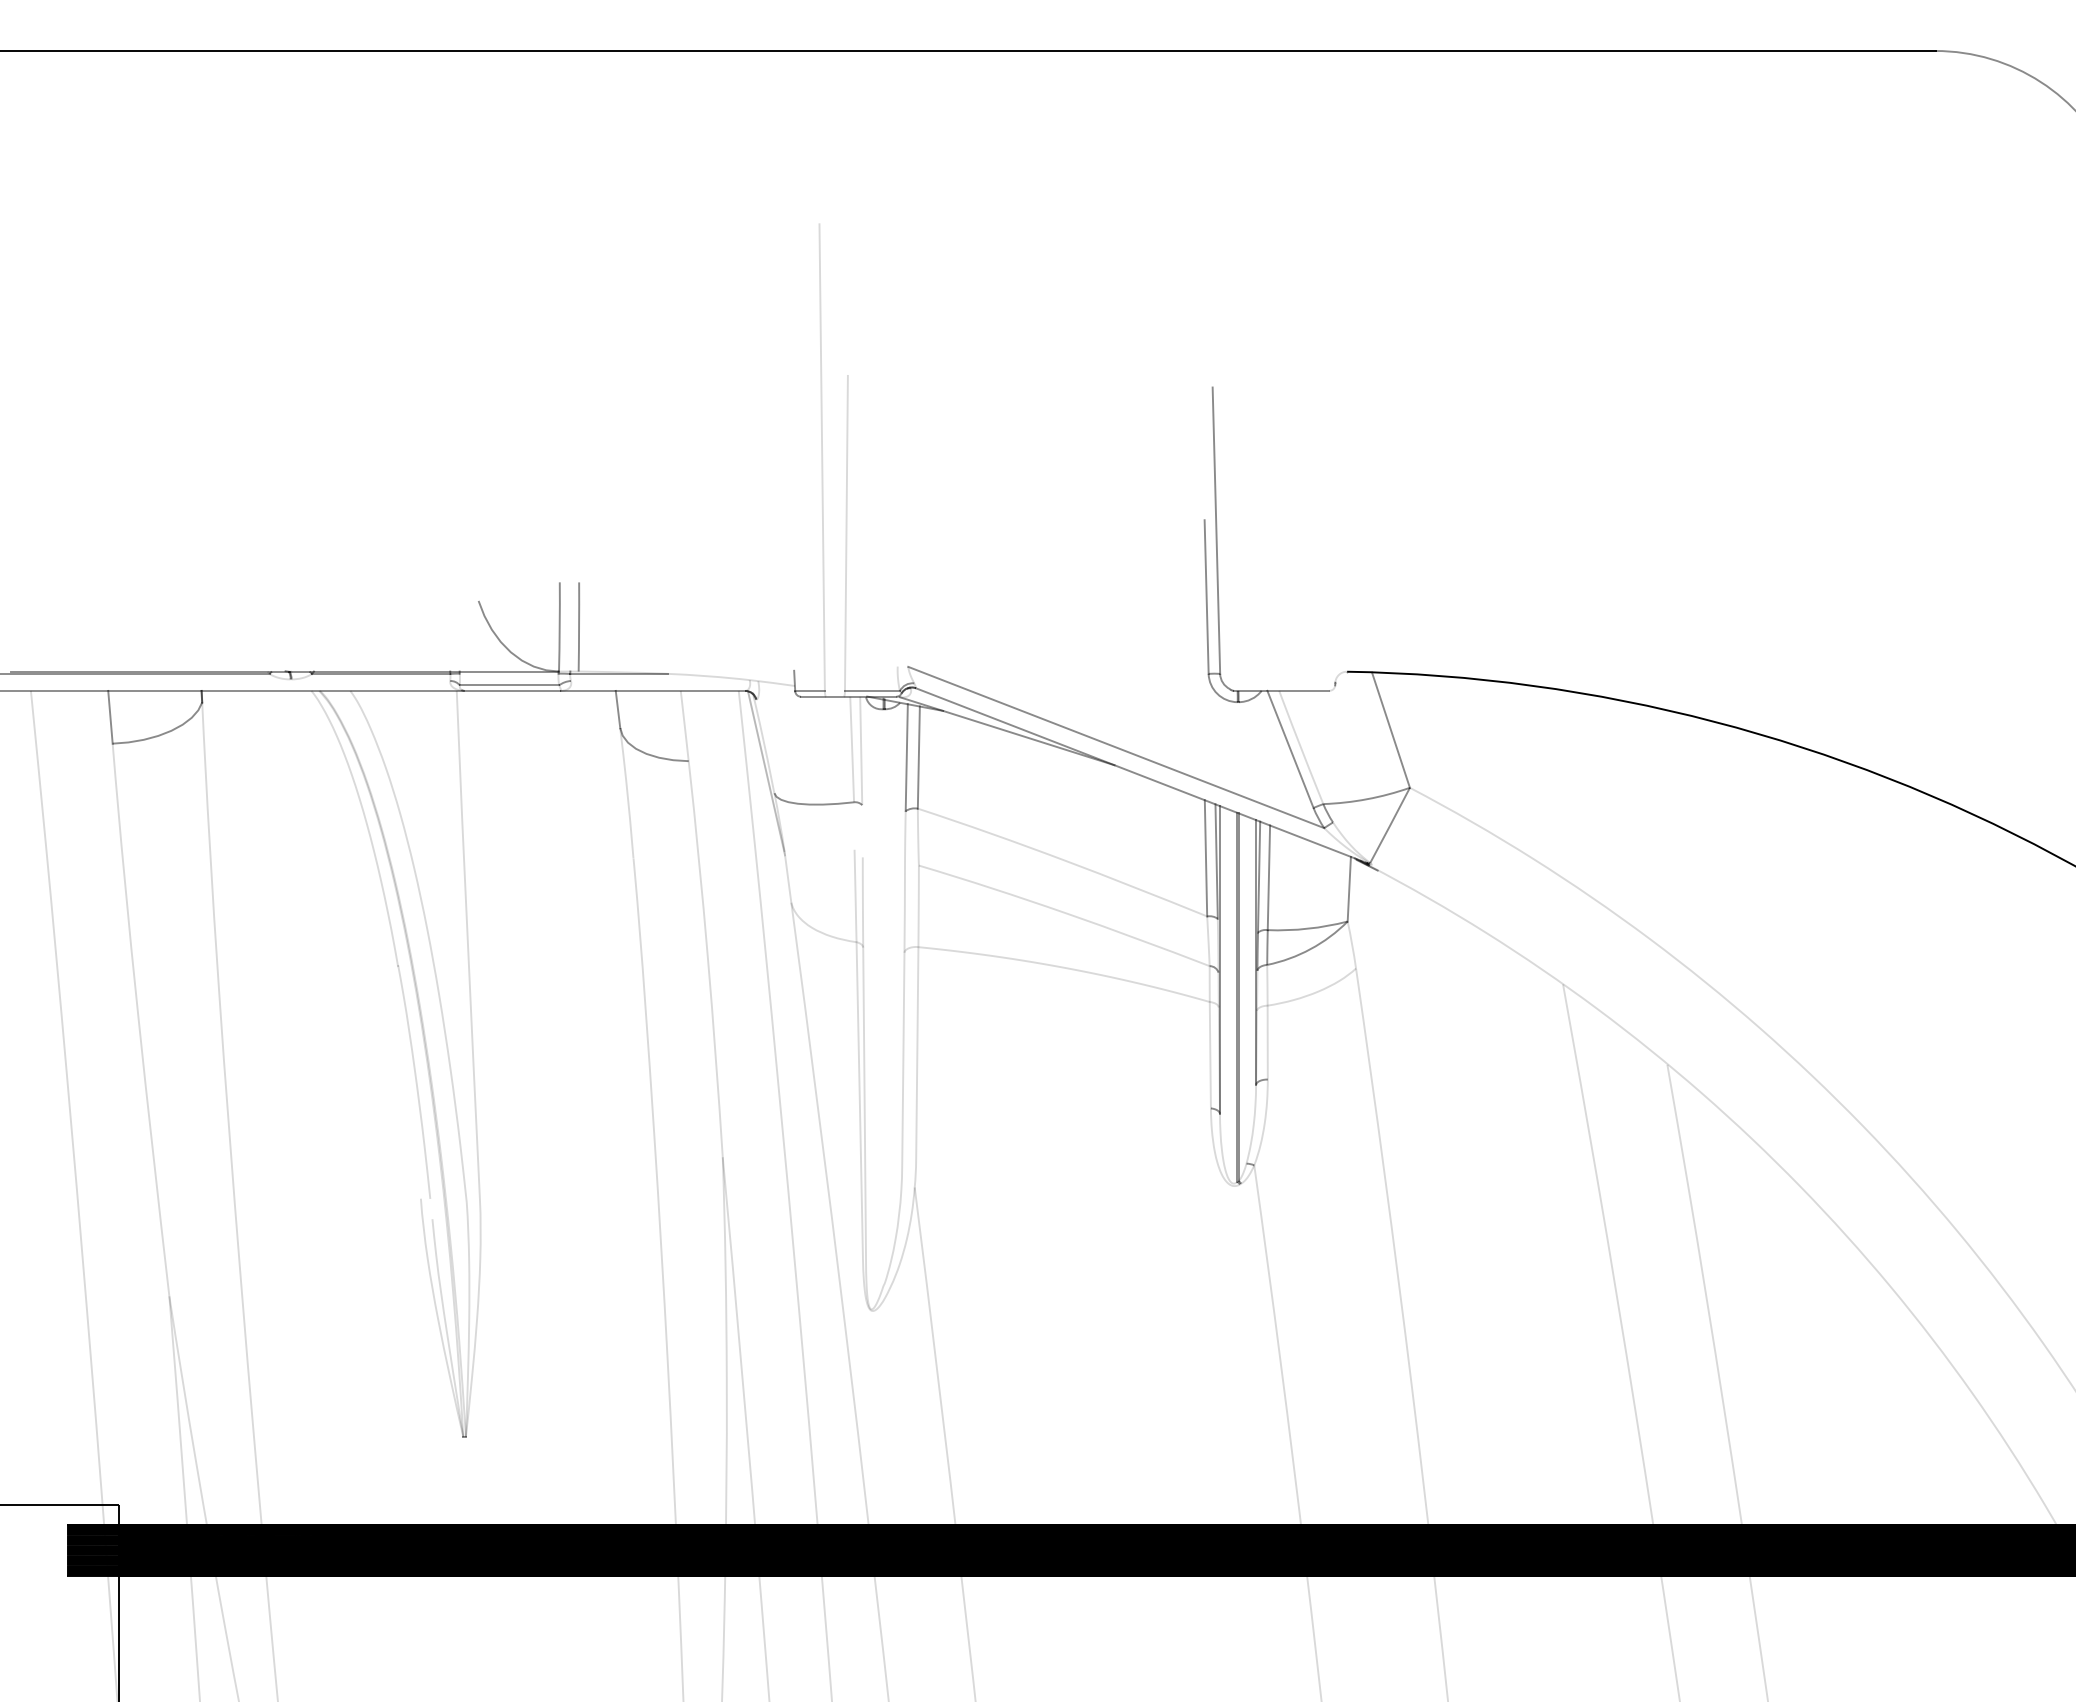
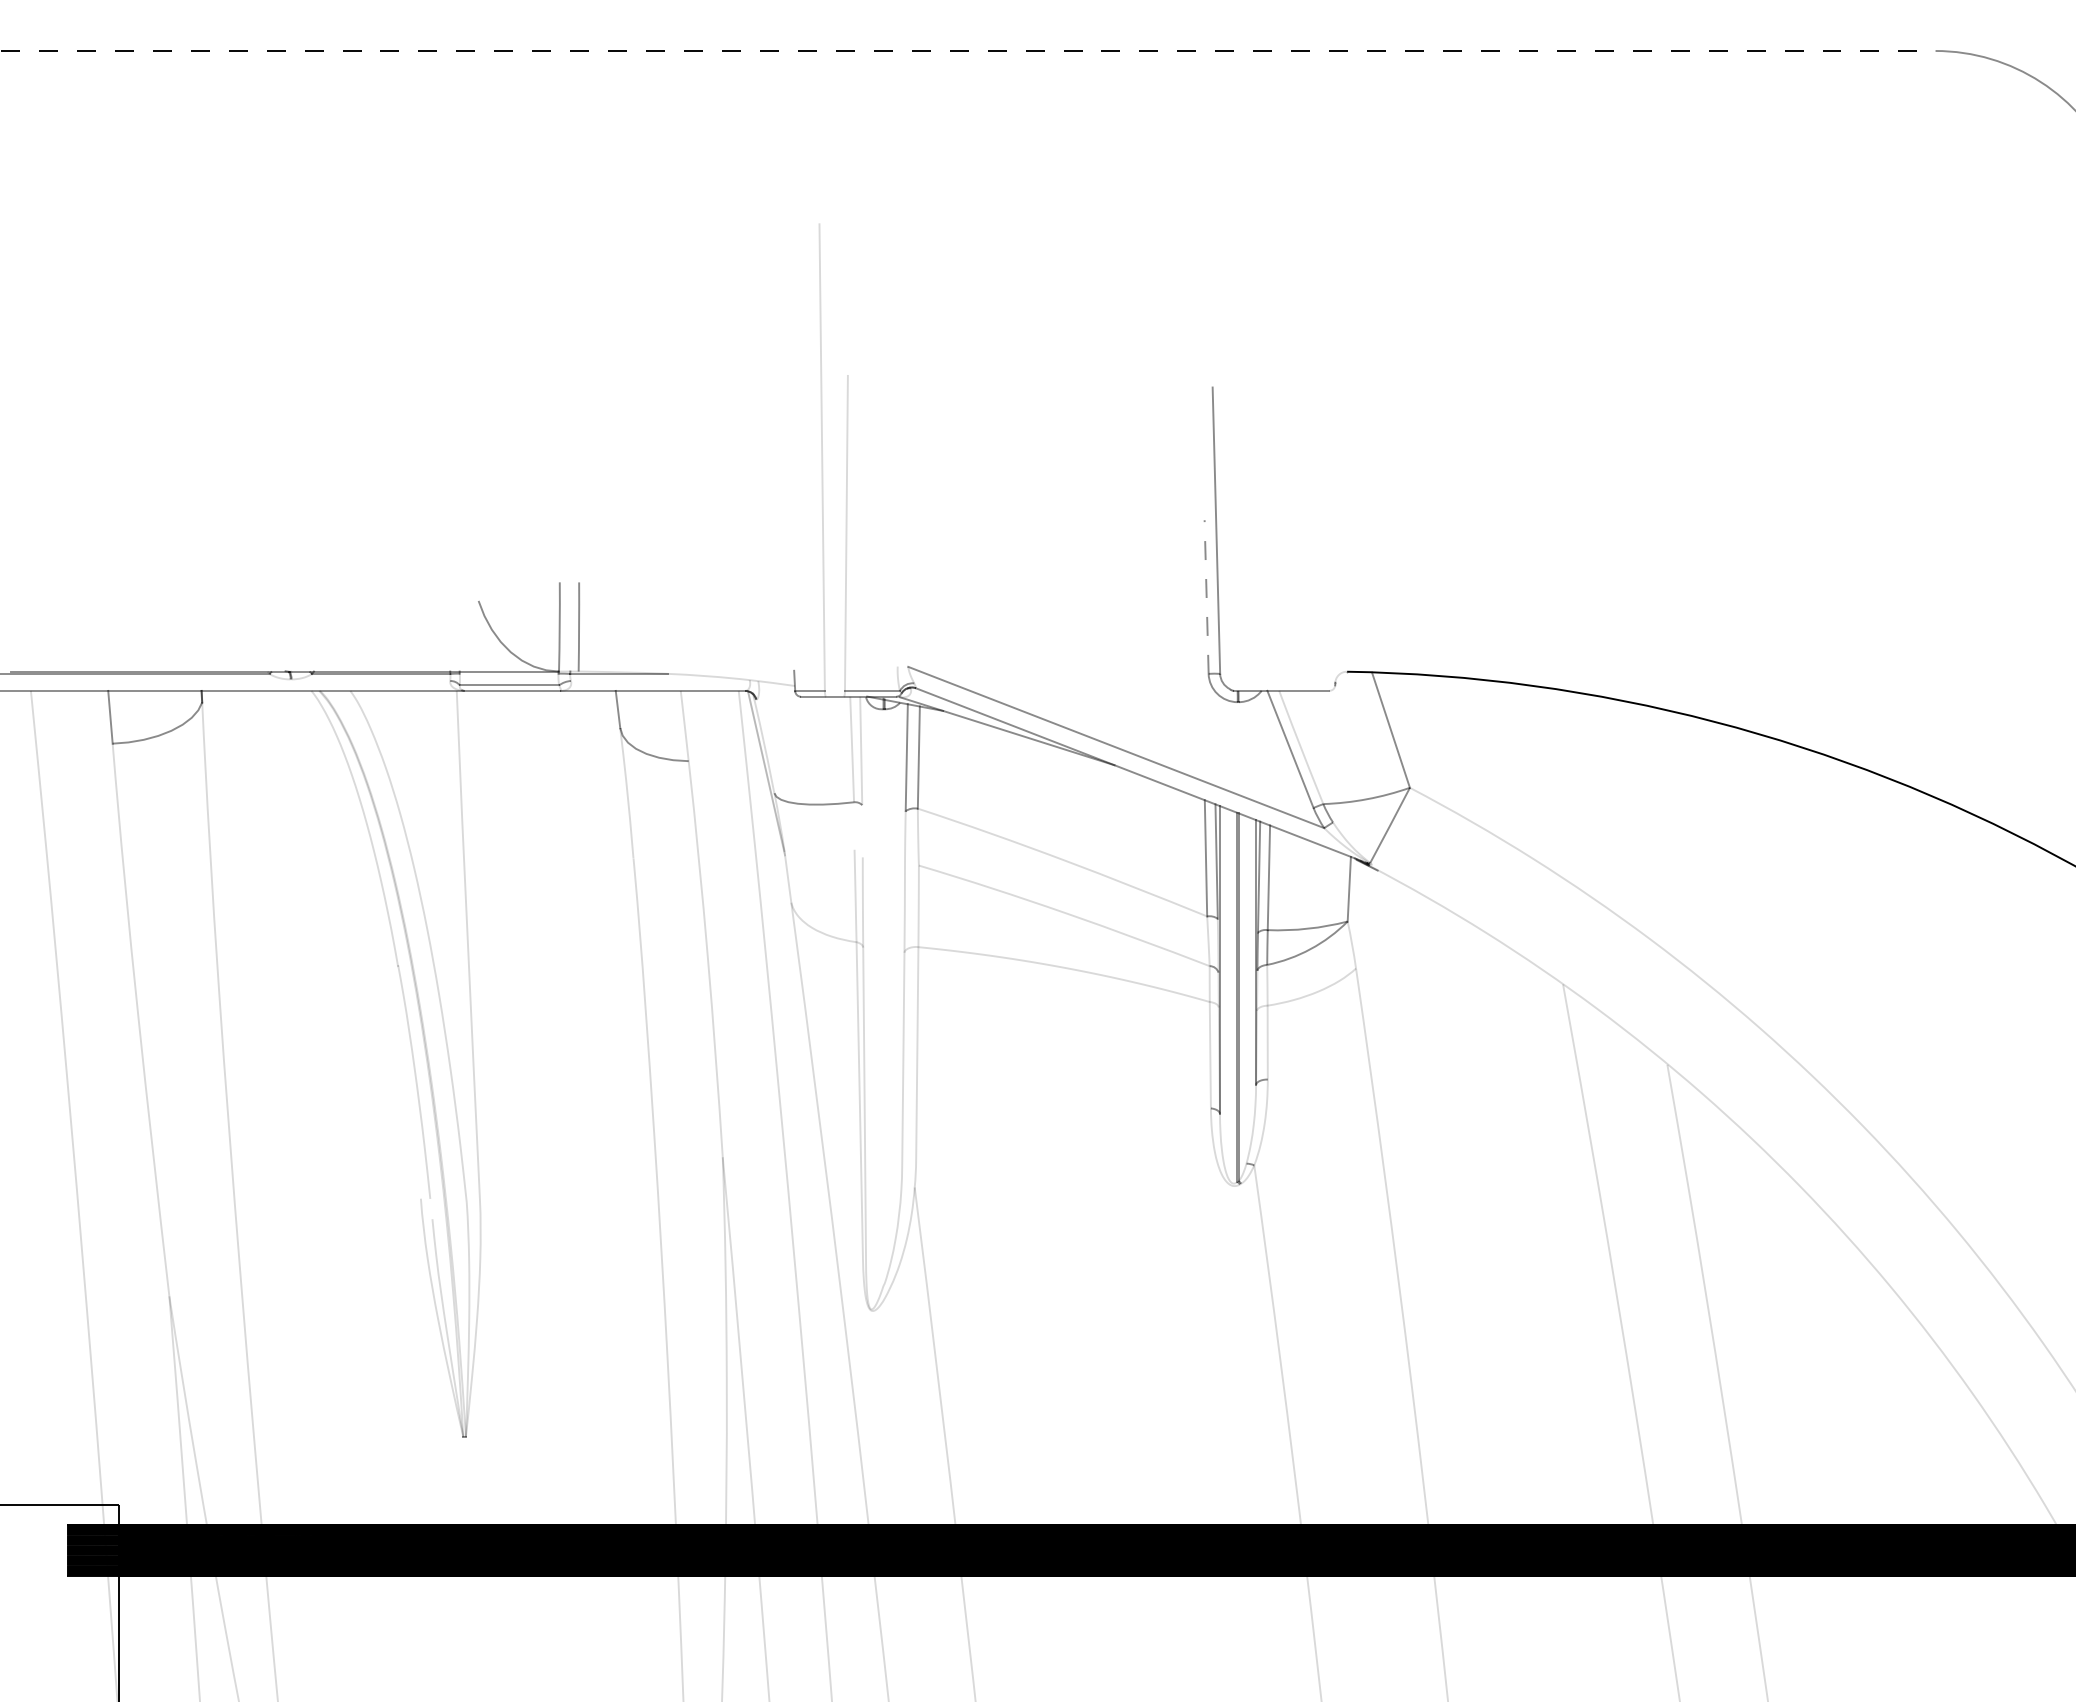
line: solid -> dashed (968, 51)
line: solid -> dashed (1206, 597)
